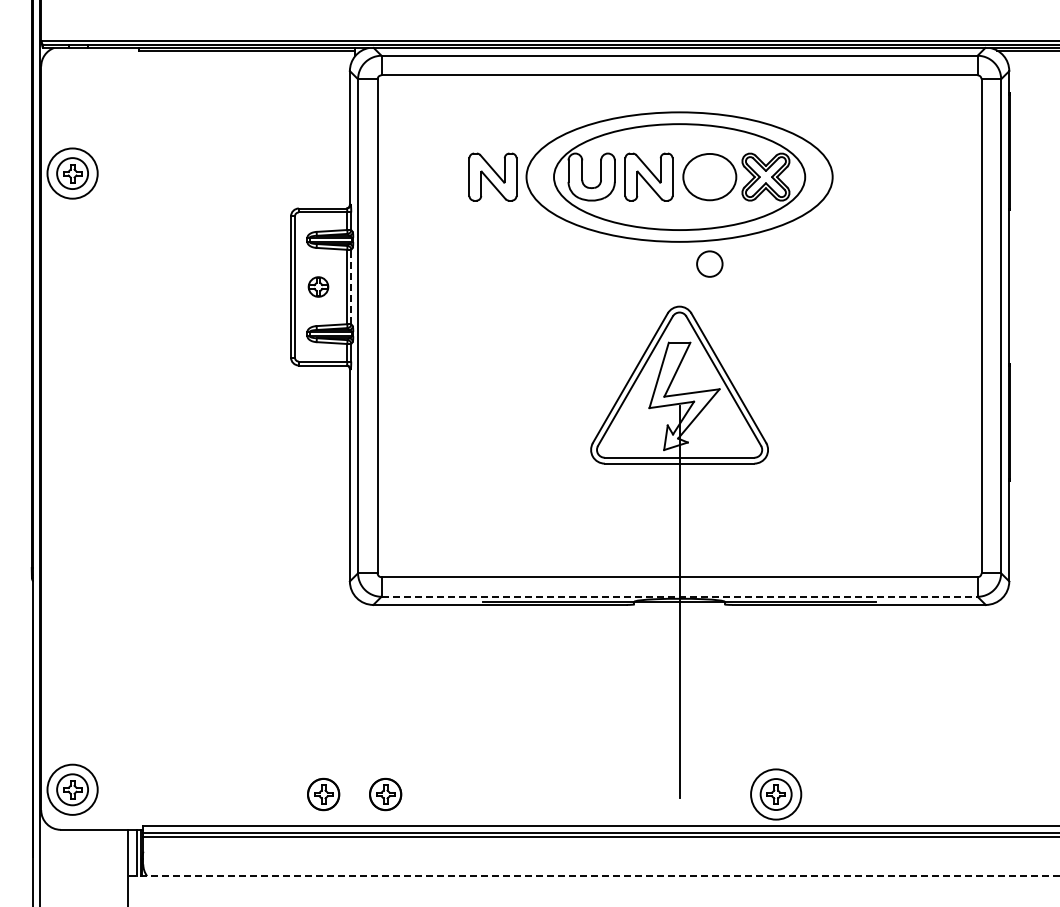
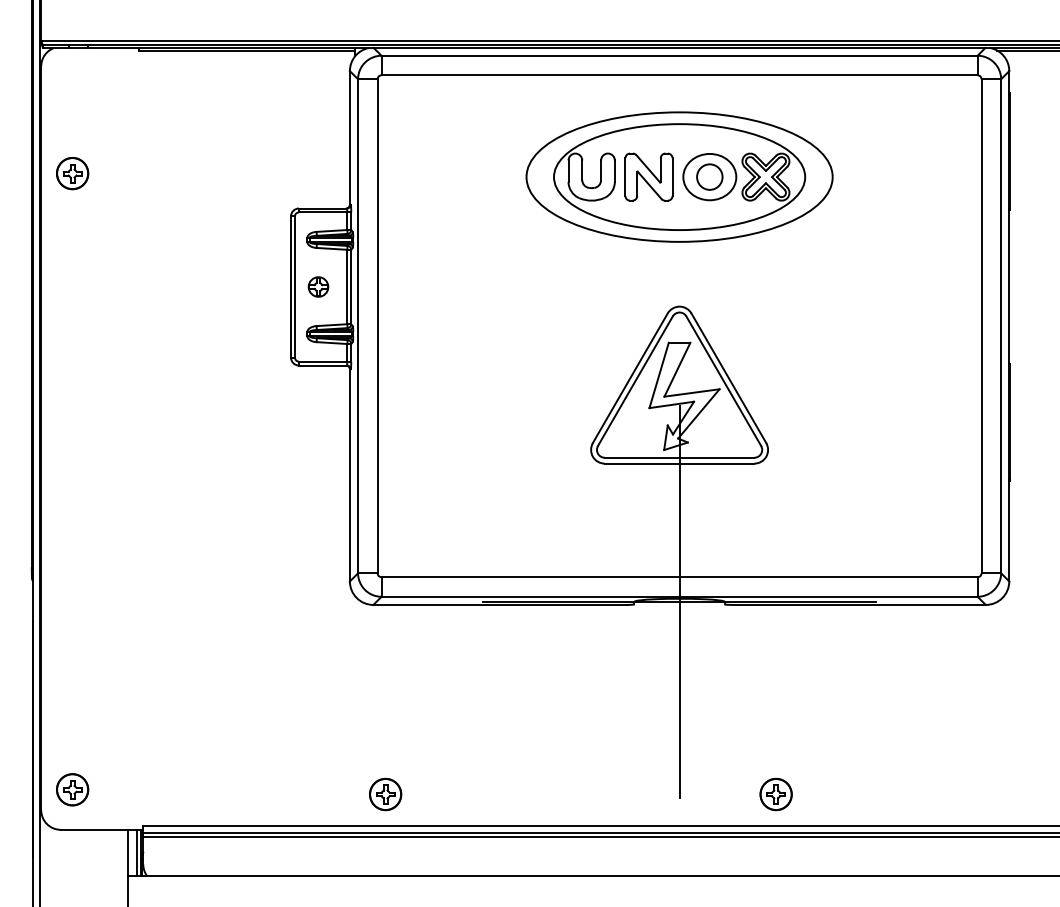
circle diameter: 50 px -> 31 px (72, 173)
part: present -> none (492, 176)
circle position: (709, 263) -> (709, 176) (709, 176)
line: dashed -> solid (351, 286)
line: dashed -> solid (680, 596)
circle diameter: 50 px -> 31 px (72, 789)
part: present -> none (323, 794)
circle diameter: 50 px -> 31 px (775, 794)
line: dashed -> solid (593, 876)
